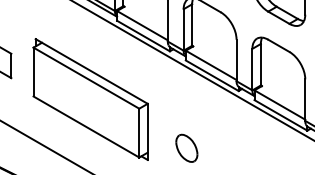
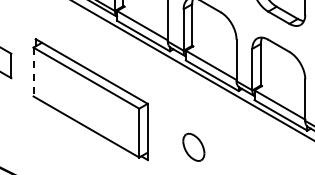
line: solid -> dashed (33, 72)
line: present -> none (45, 146)
part position: (186, 147) -> (193, 146) (193, 146)
